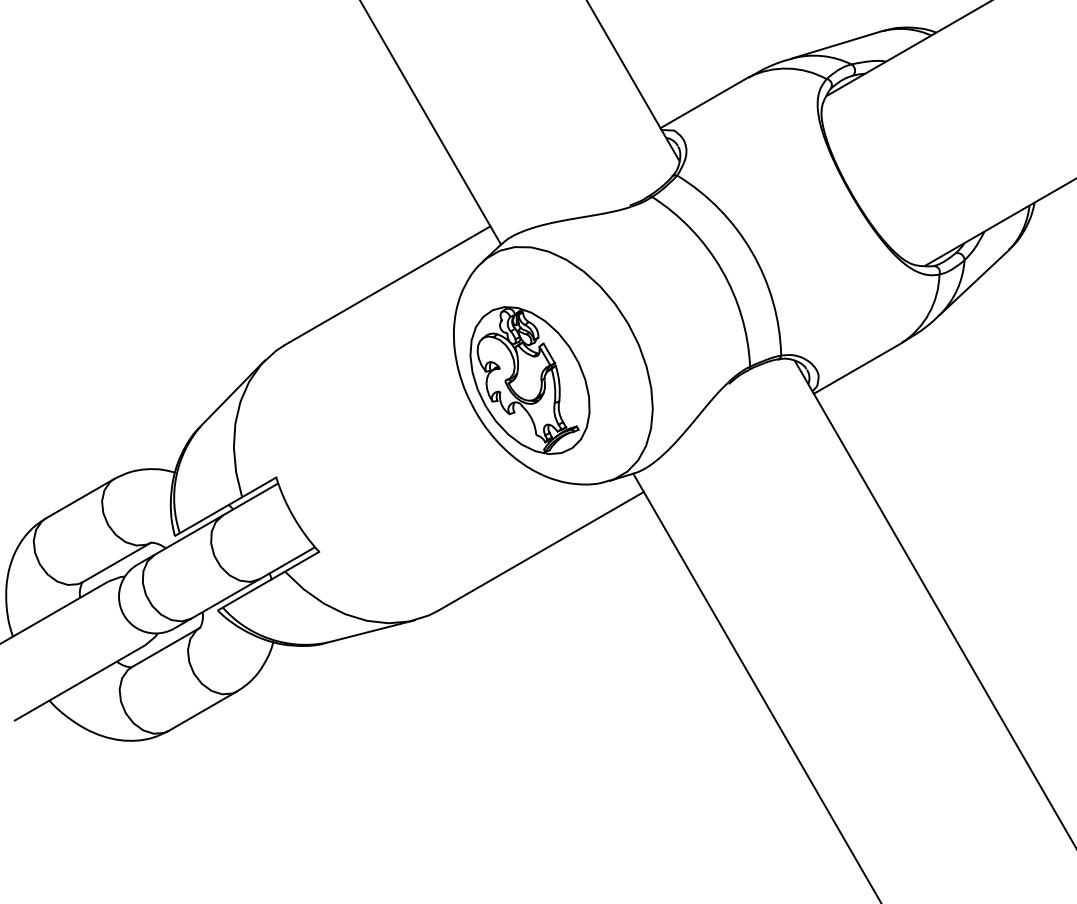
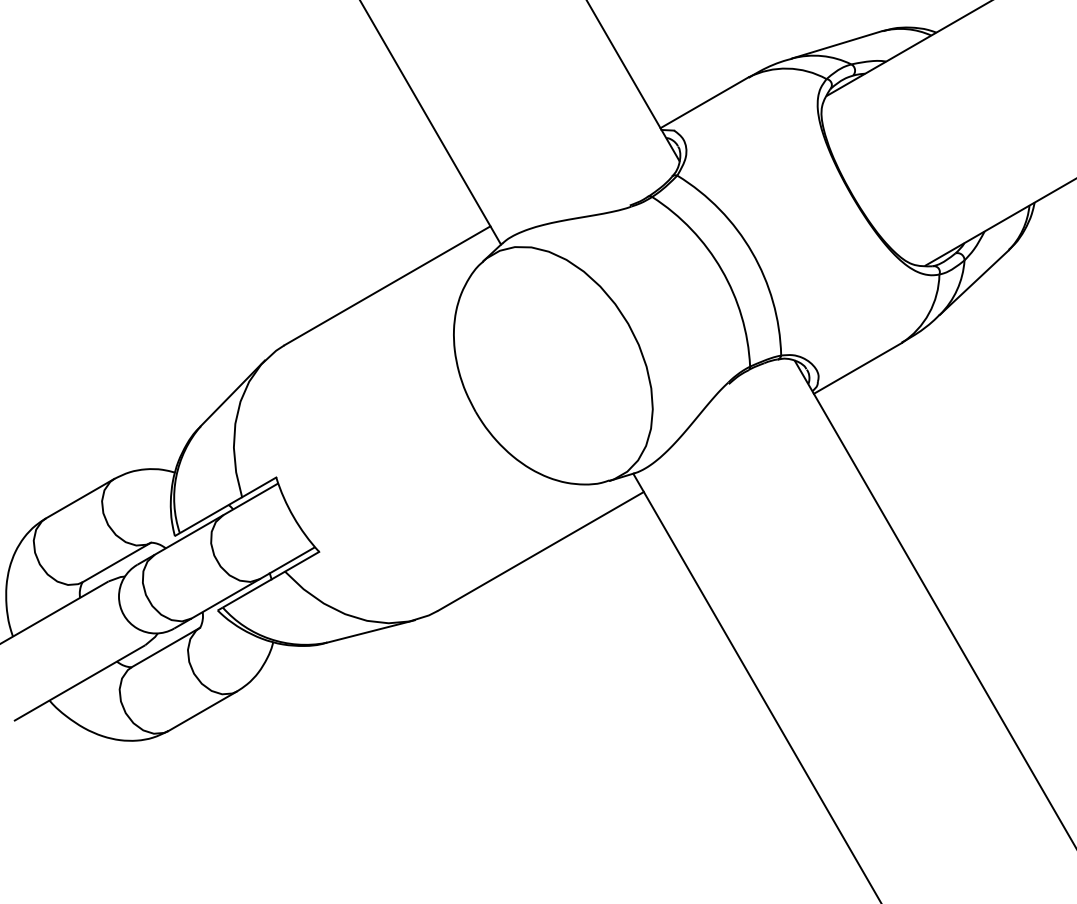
part: present -> none (529, 380)
